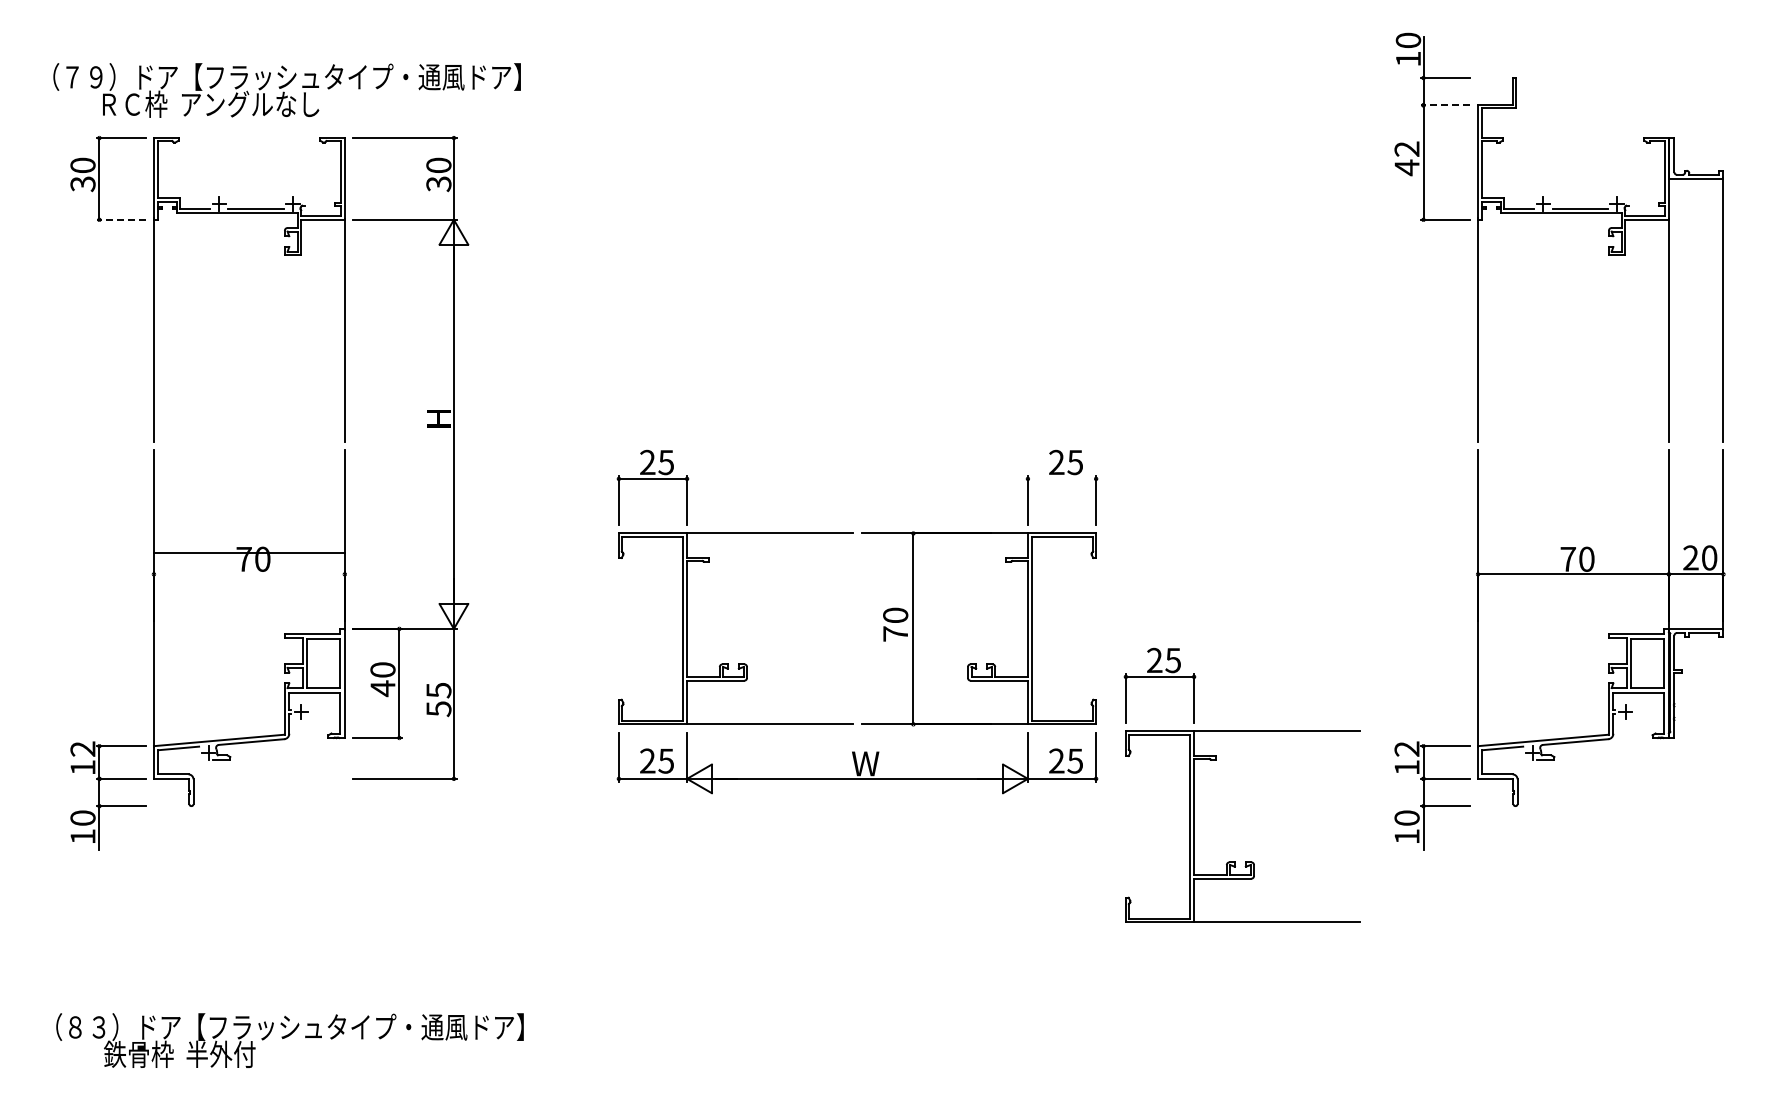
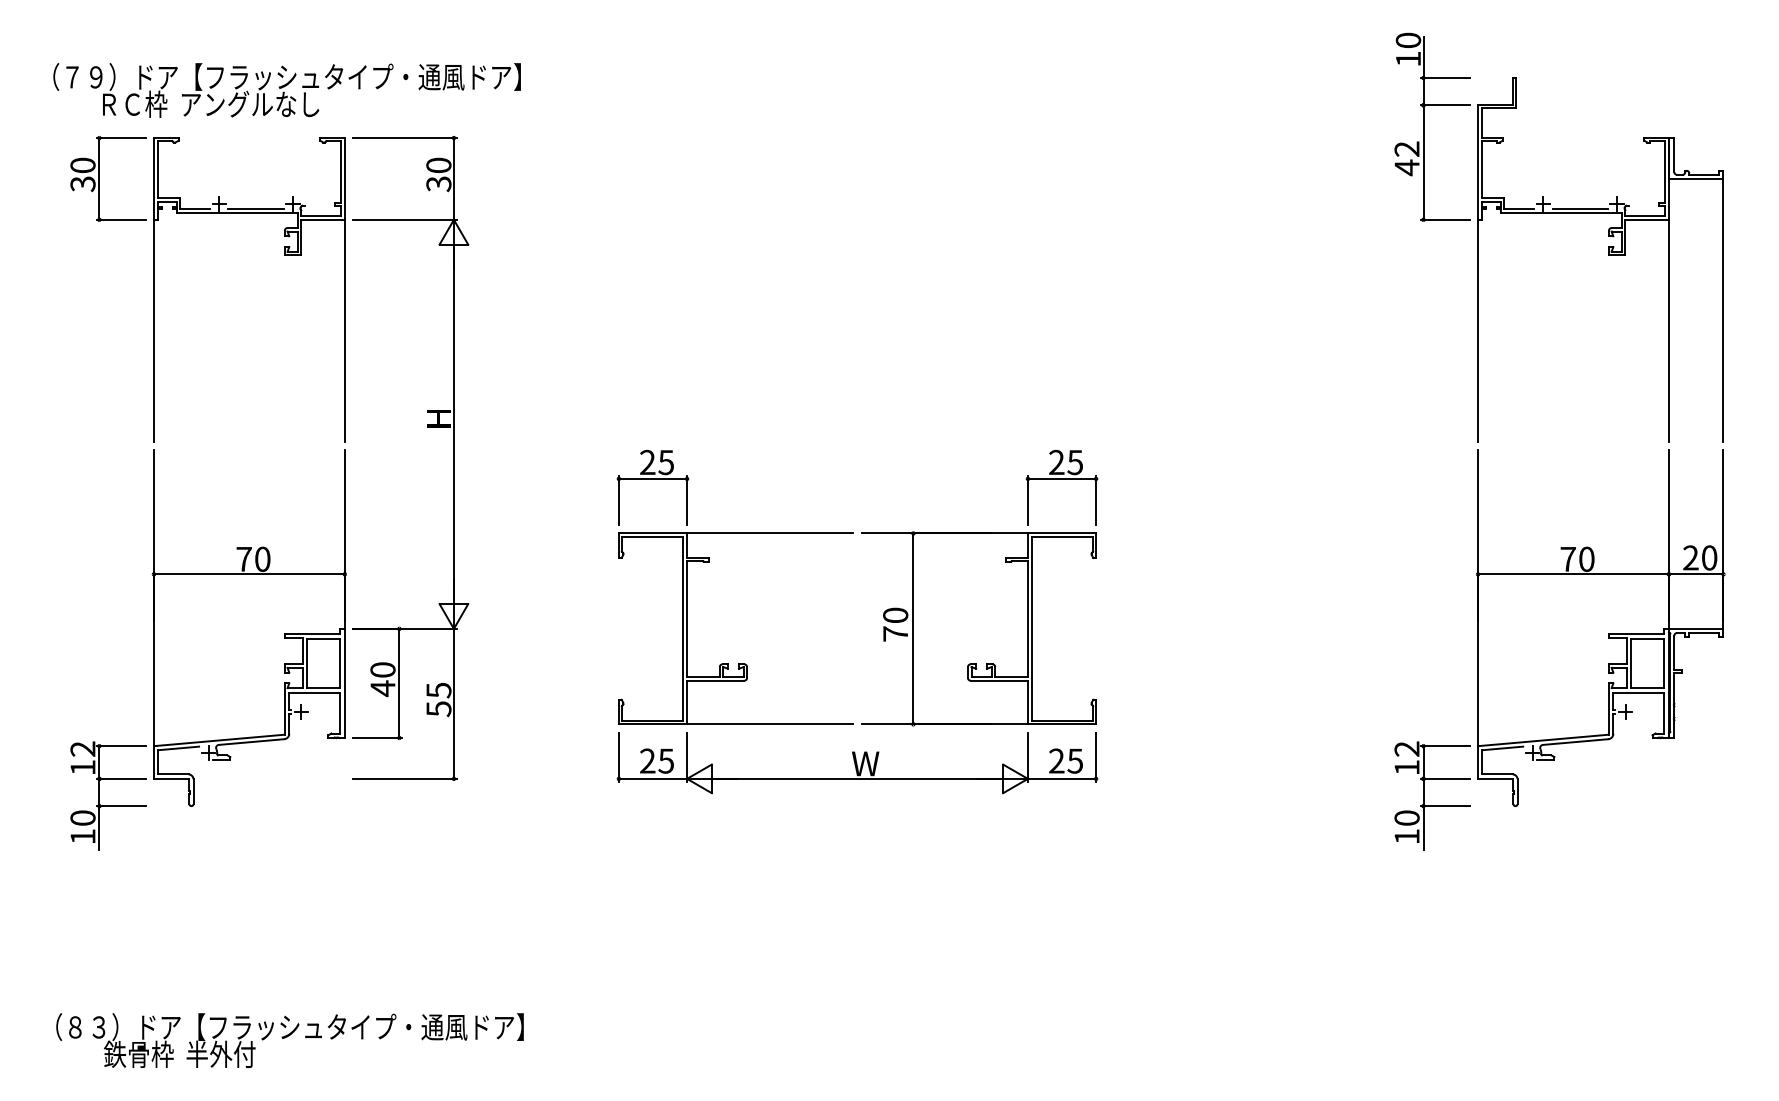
line: dashed -> solid (1445, 105)
line: dashed -> solid (121, 219)
line: none -> present (1061, 478)
line position: (248, 553) -> (248, 574) (248, 574)
part: present -> none (1216, 760)
